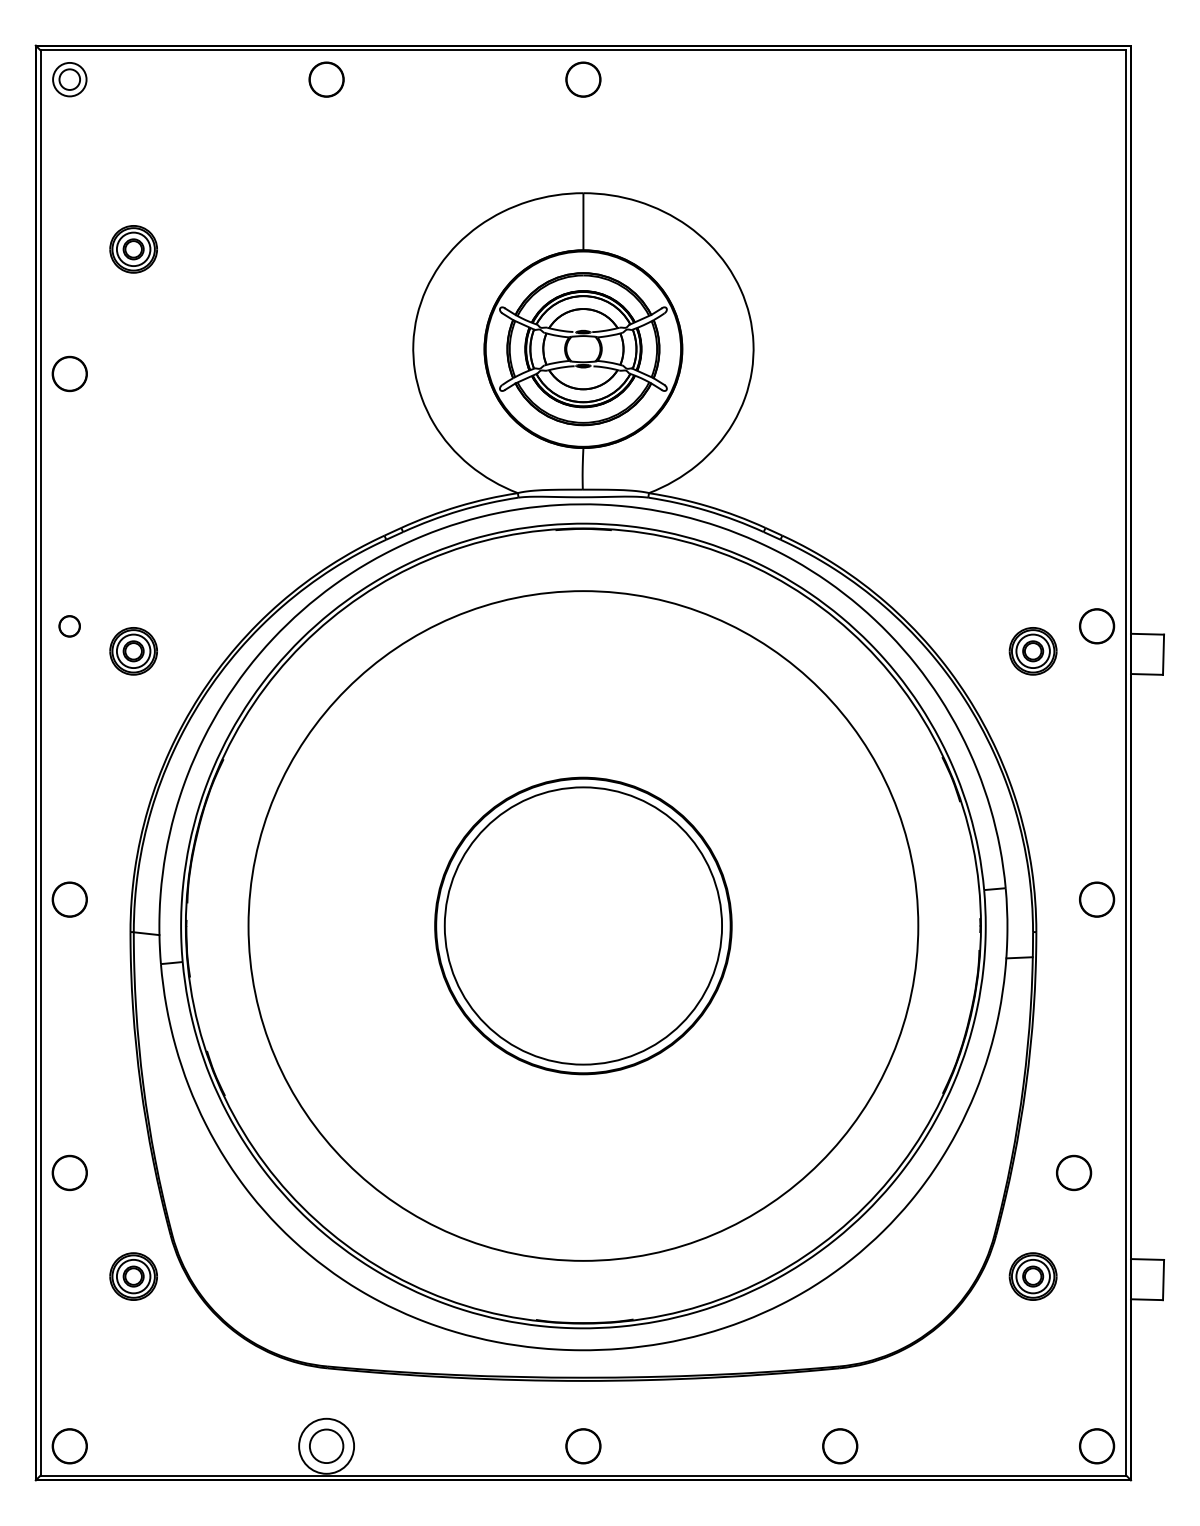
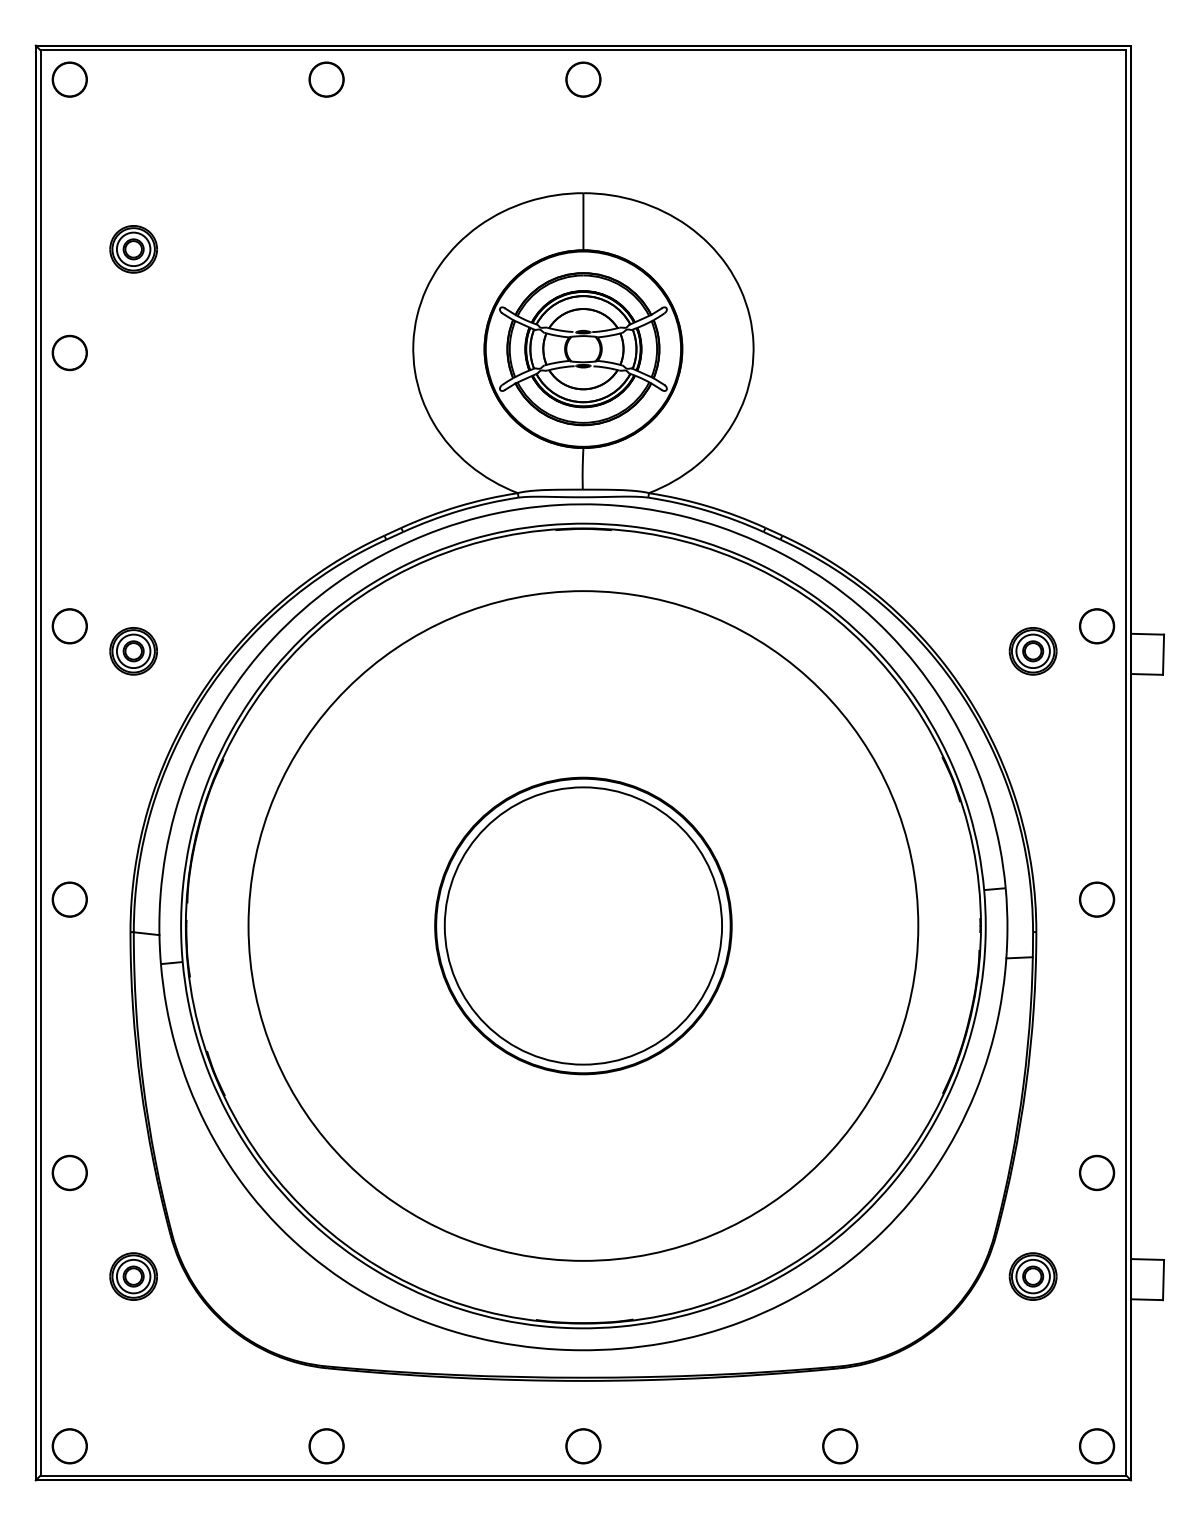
circle diameter: 21 px -> 34 px (69, 79)
part position: (69, 373) -> (69, 352) (69, 352)
circle size: 23x23 px -> 37x37 px (69, 626)
part position: (1074, 1172) -> (1097, 1172) (1097, 1172)
circle diameter: 55 px -> 34 px (326, 1446)
